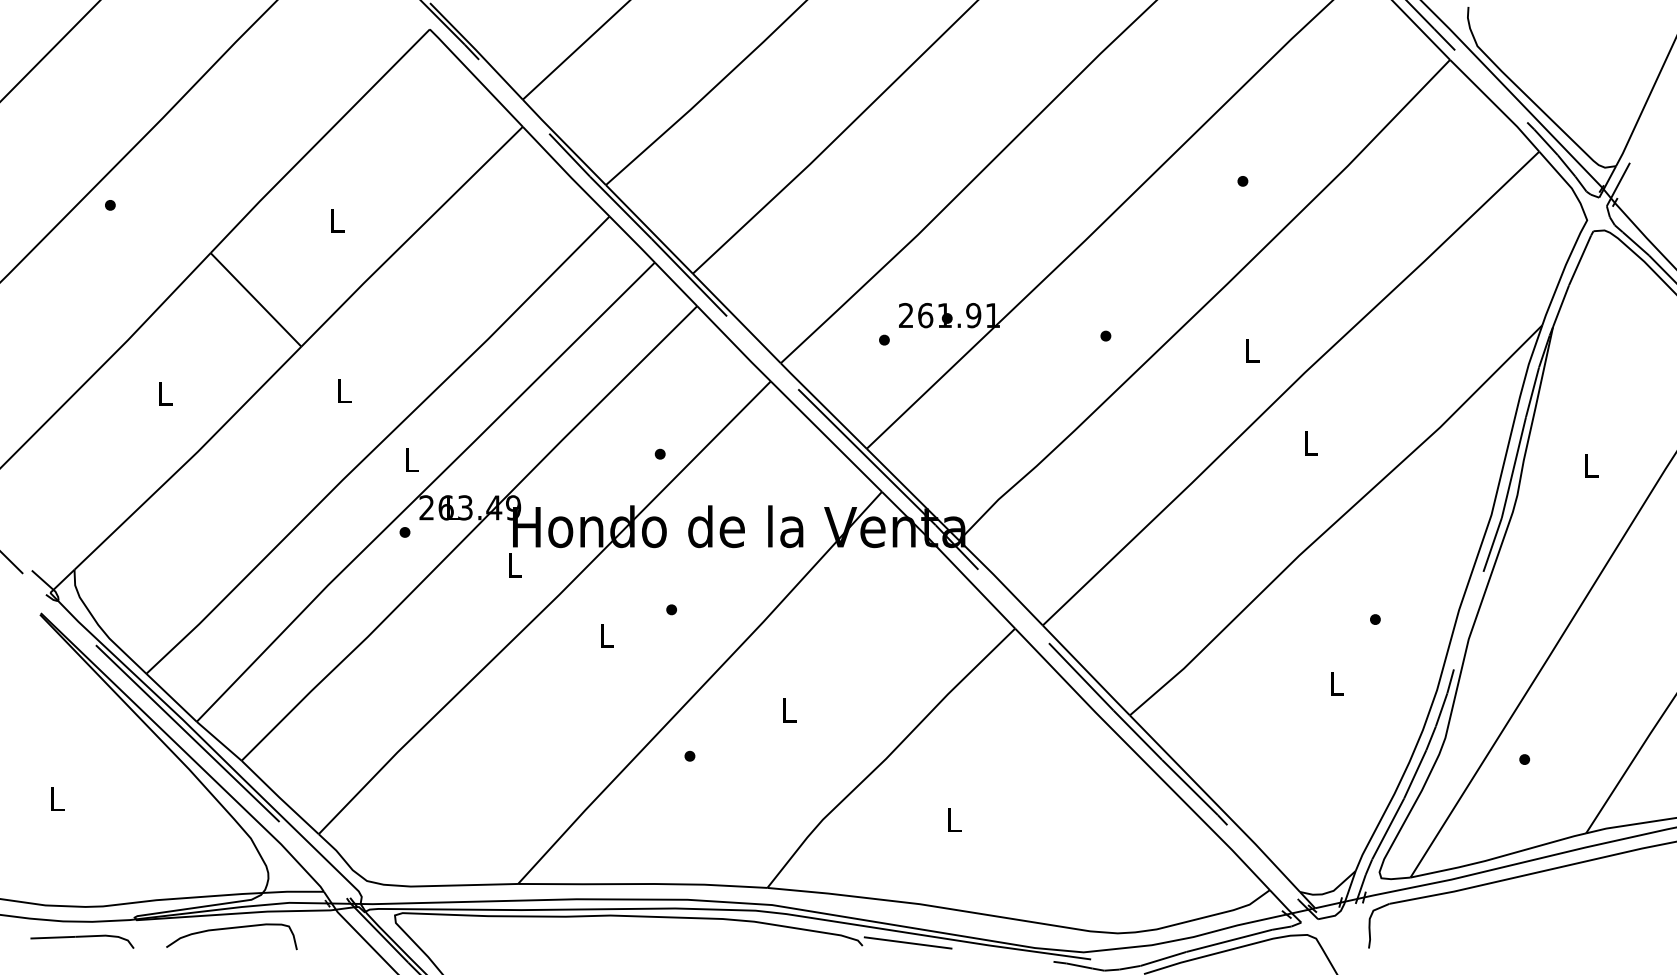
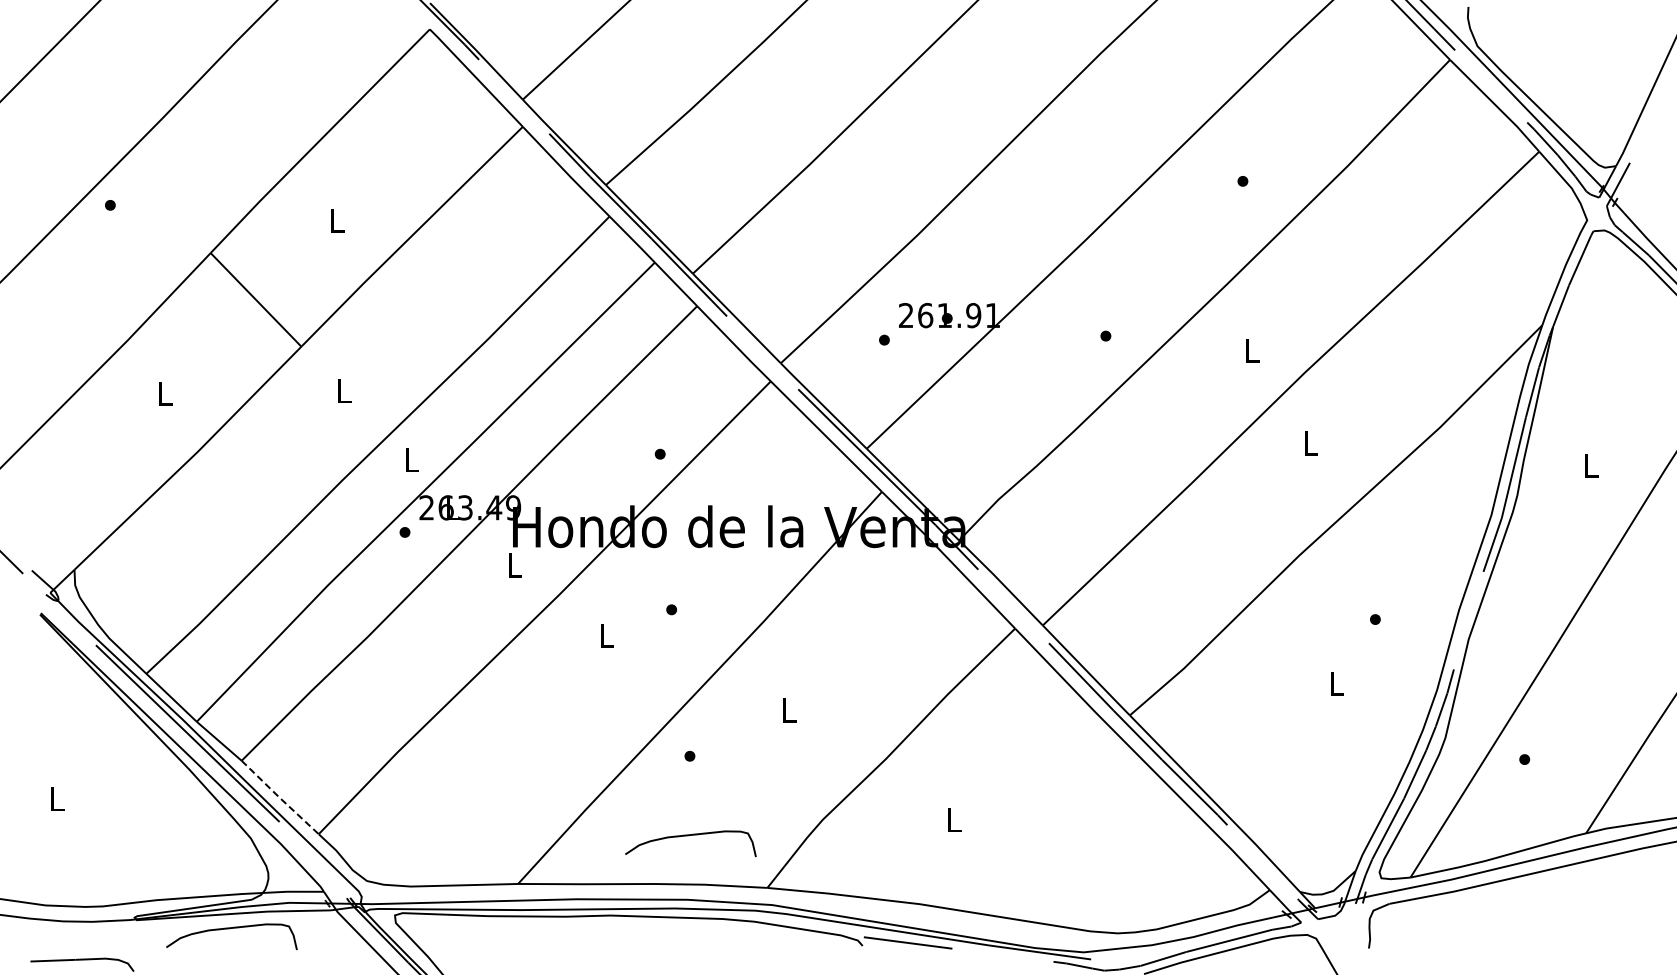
line: solid -> dashed (279, 797)
curve: none -> present (688, 836)
part position: (82, 941) -> (82, 964) (82, 964)
